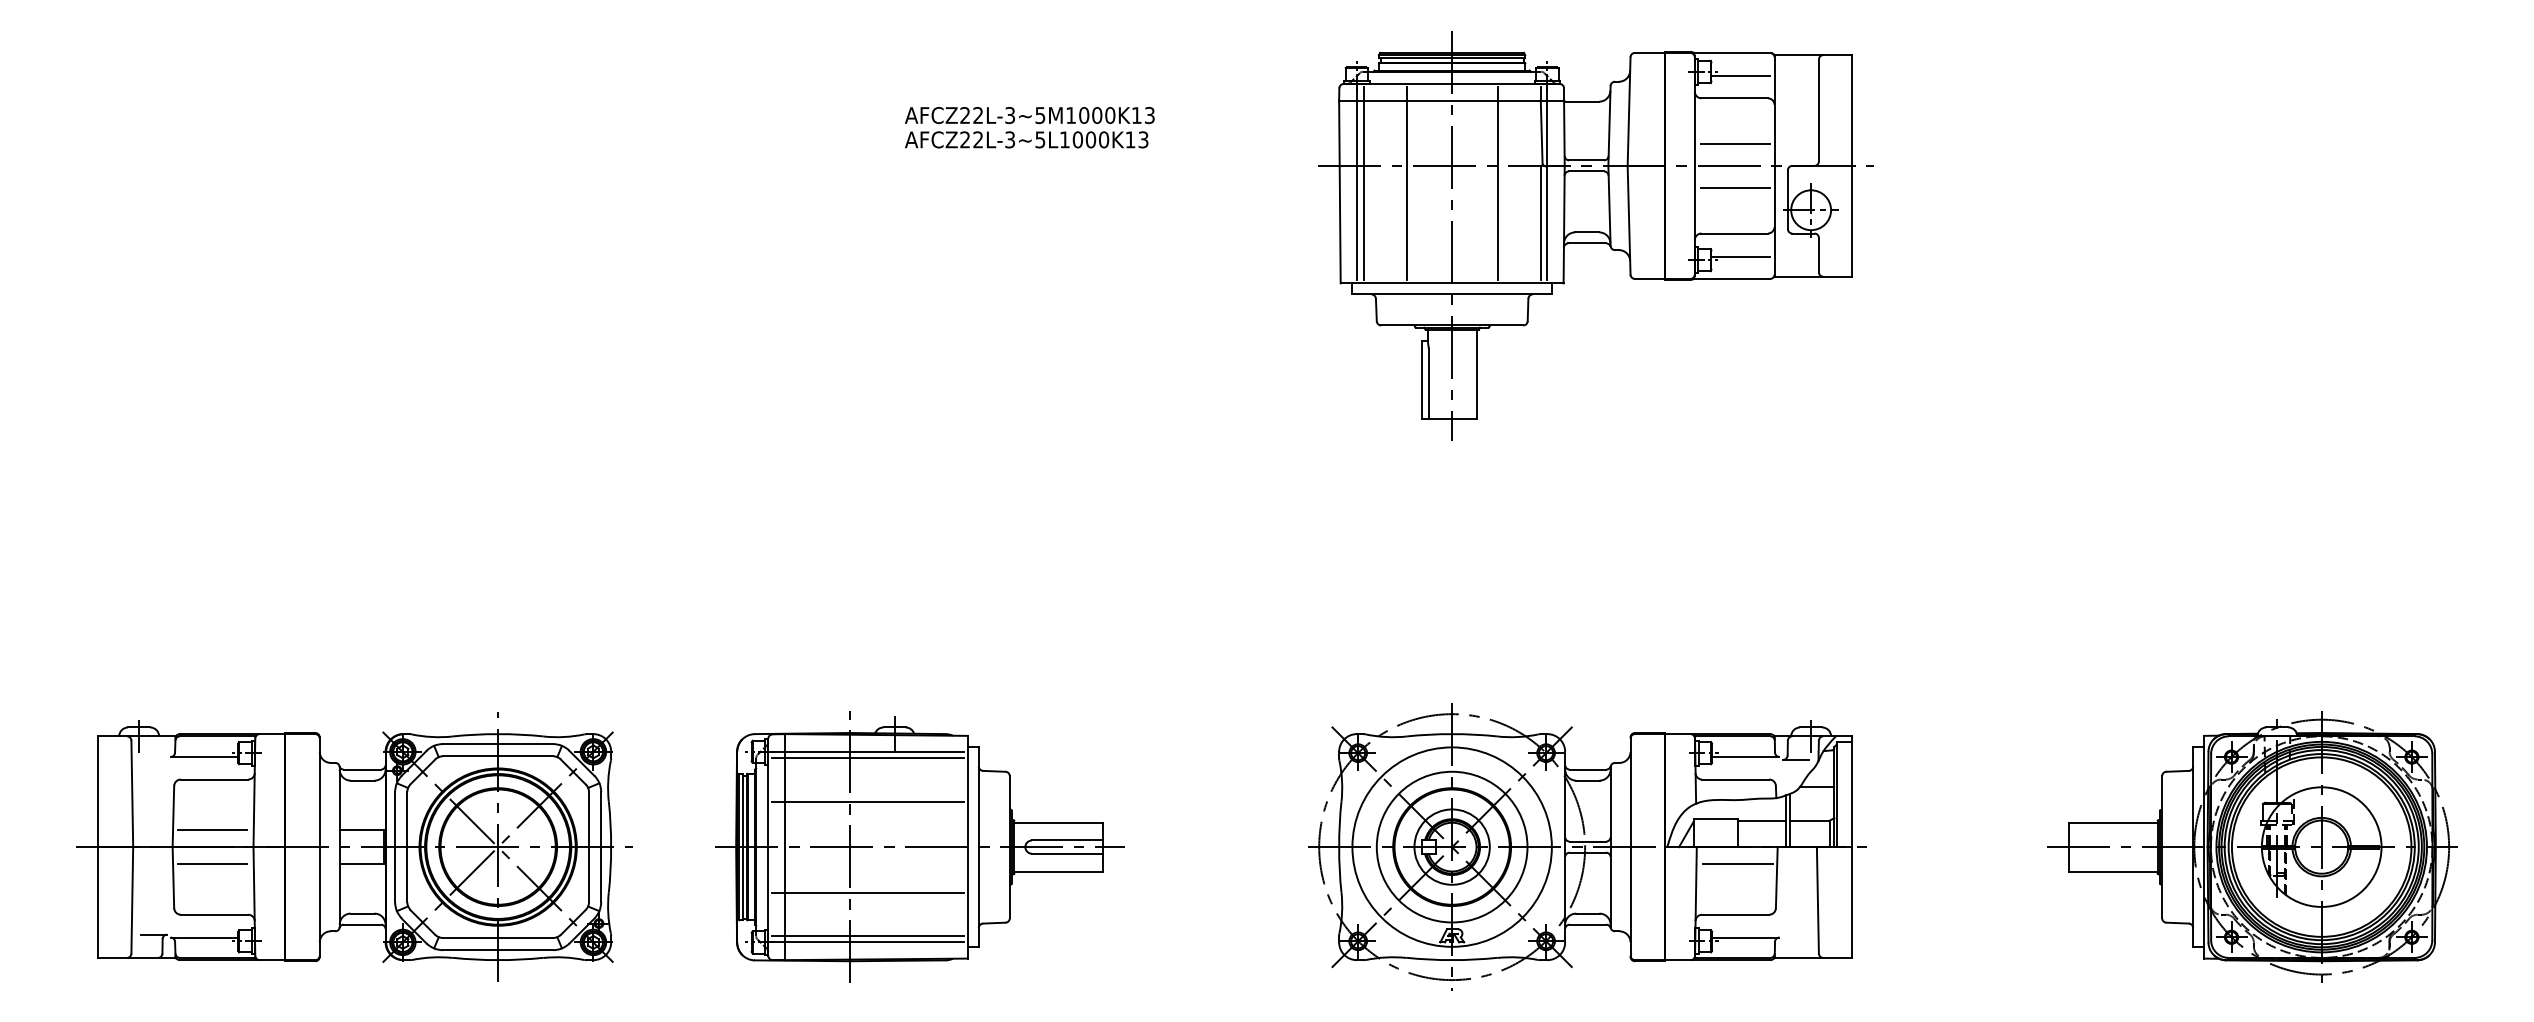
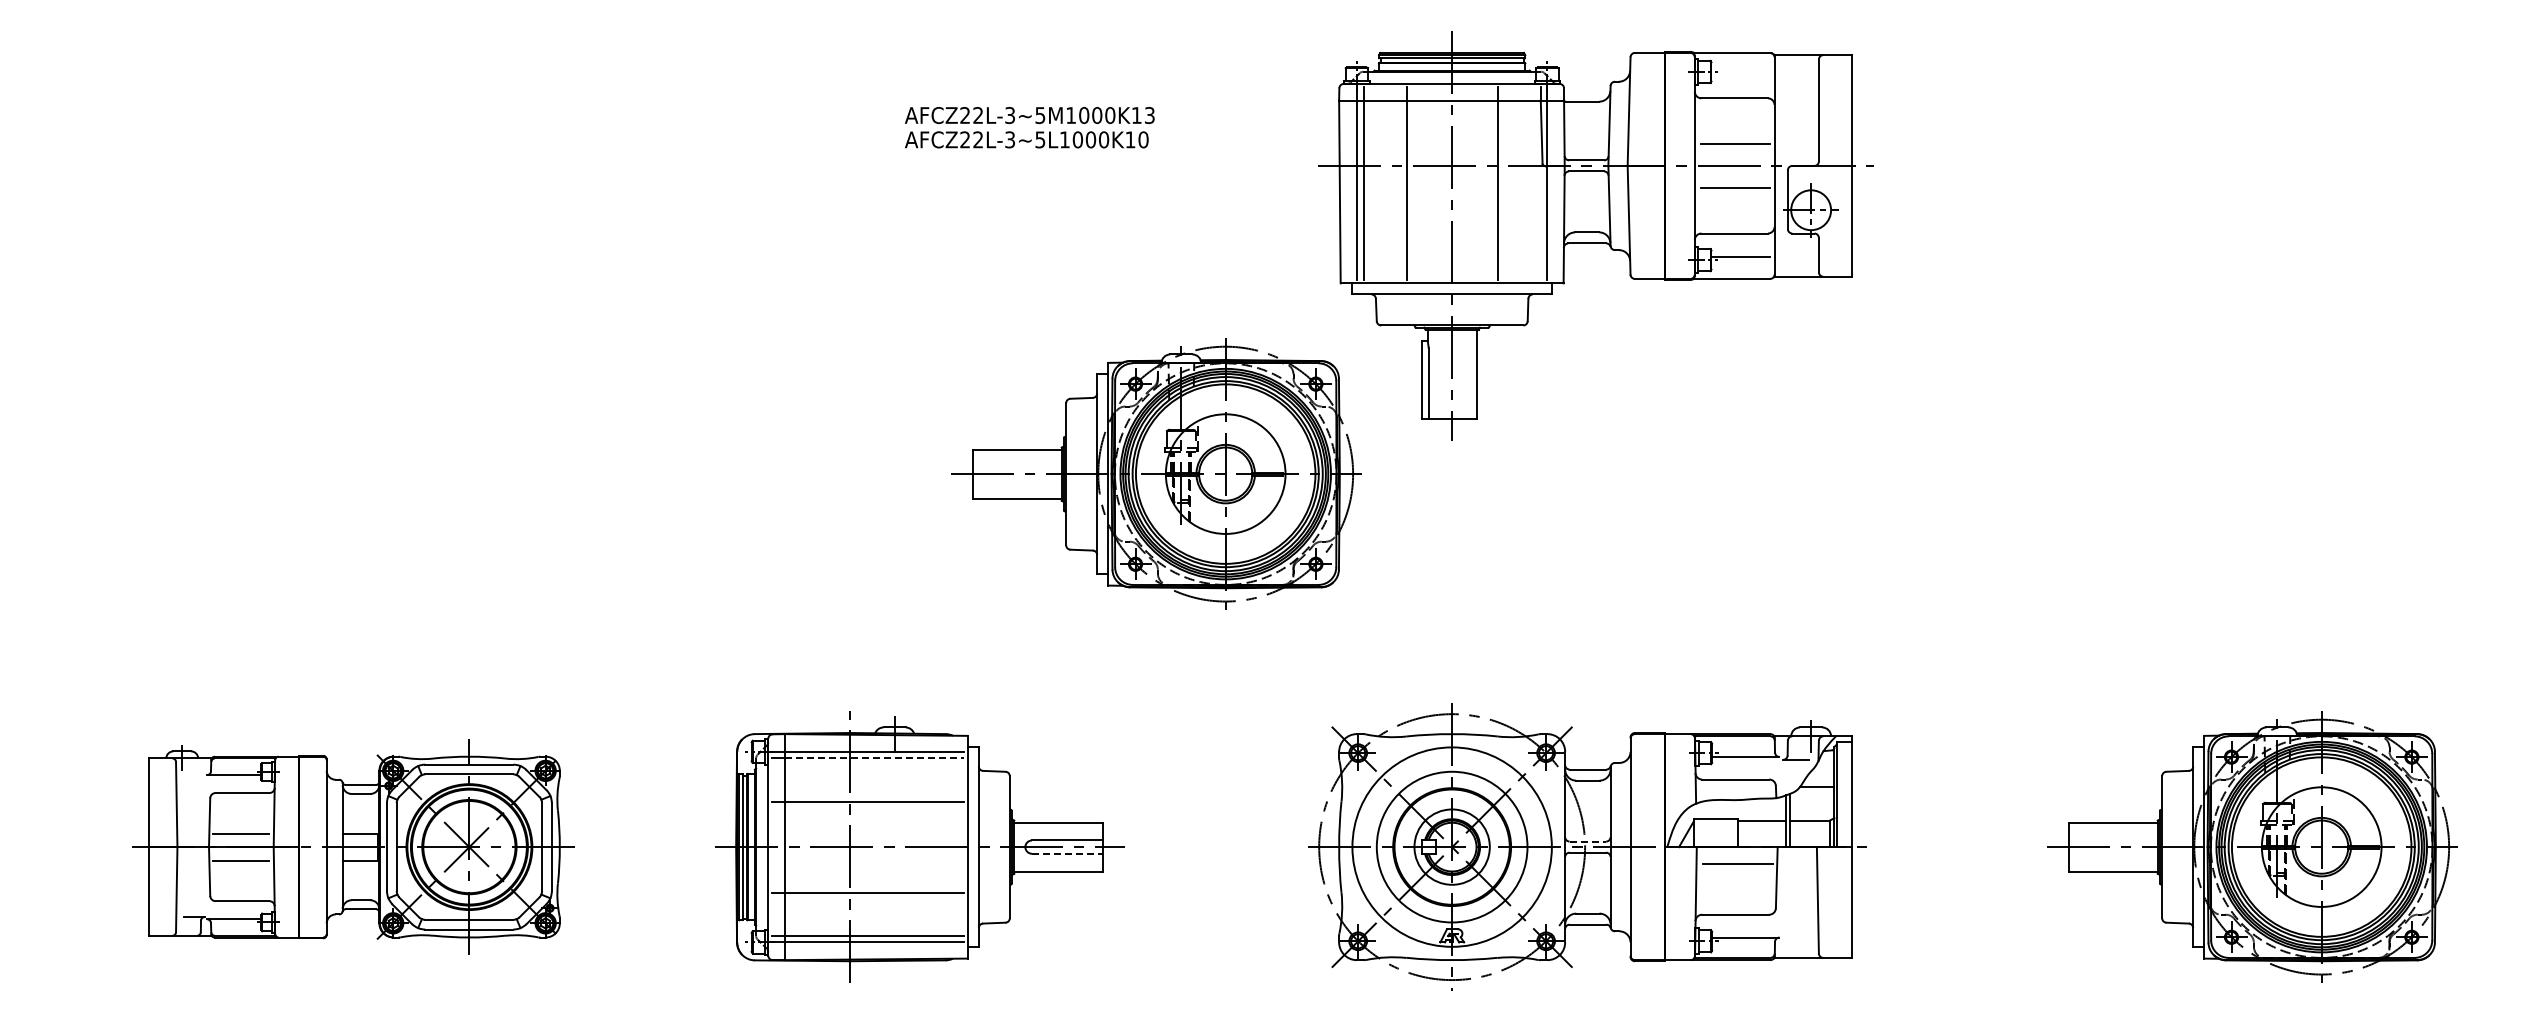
line: present -> none (1740, 75)
text: AFCZ22L-3~5L1000K13 -> AFCZ22L-3~5L1000K10 (1143, 139)
line: present -> none (1540, 222)
part: none -> present (1156, 473)
line: solid -> dashed (874, 758)
line: solid -> dashed (1588, 841)
part size: 557x270 px -> 443x216 px (353, 846)
line: solid -> dashed (1067, 853)
